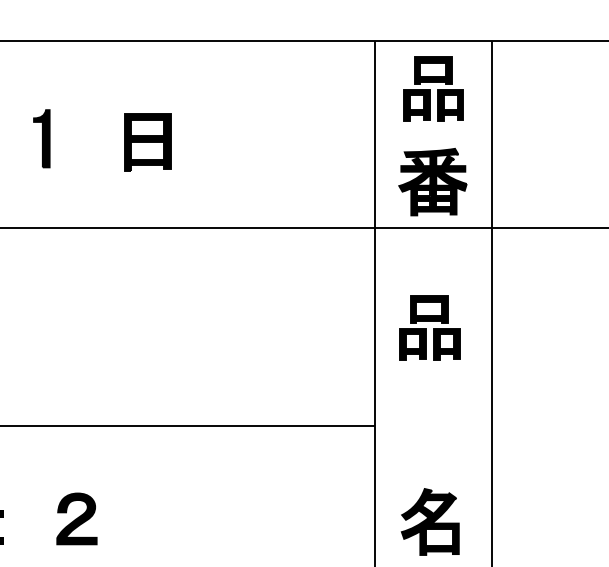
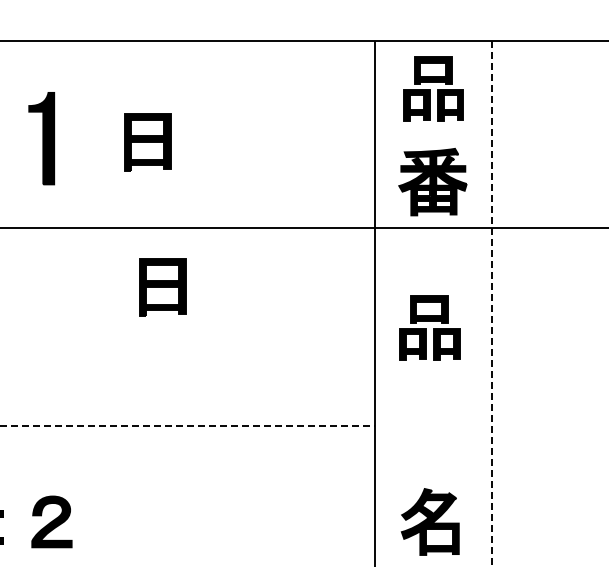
part size: 18x60 px -> 28x94 px (41, 138)
part: none -> present (162, 287)
line: solid -> dashed (491, 303)
line: solid -> dashed (188, 425)
part position: (76, 518) -> (51, 521) (51, 521)
